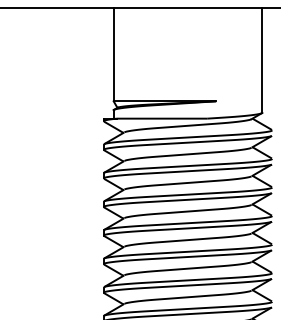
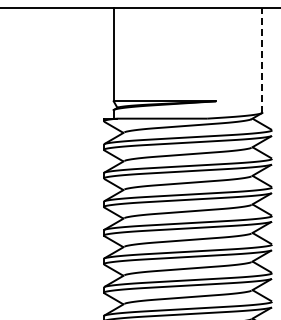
line: solid -> dashed (262, 59)
